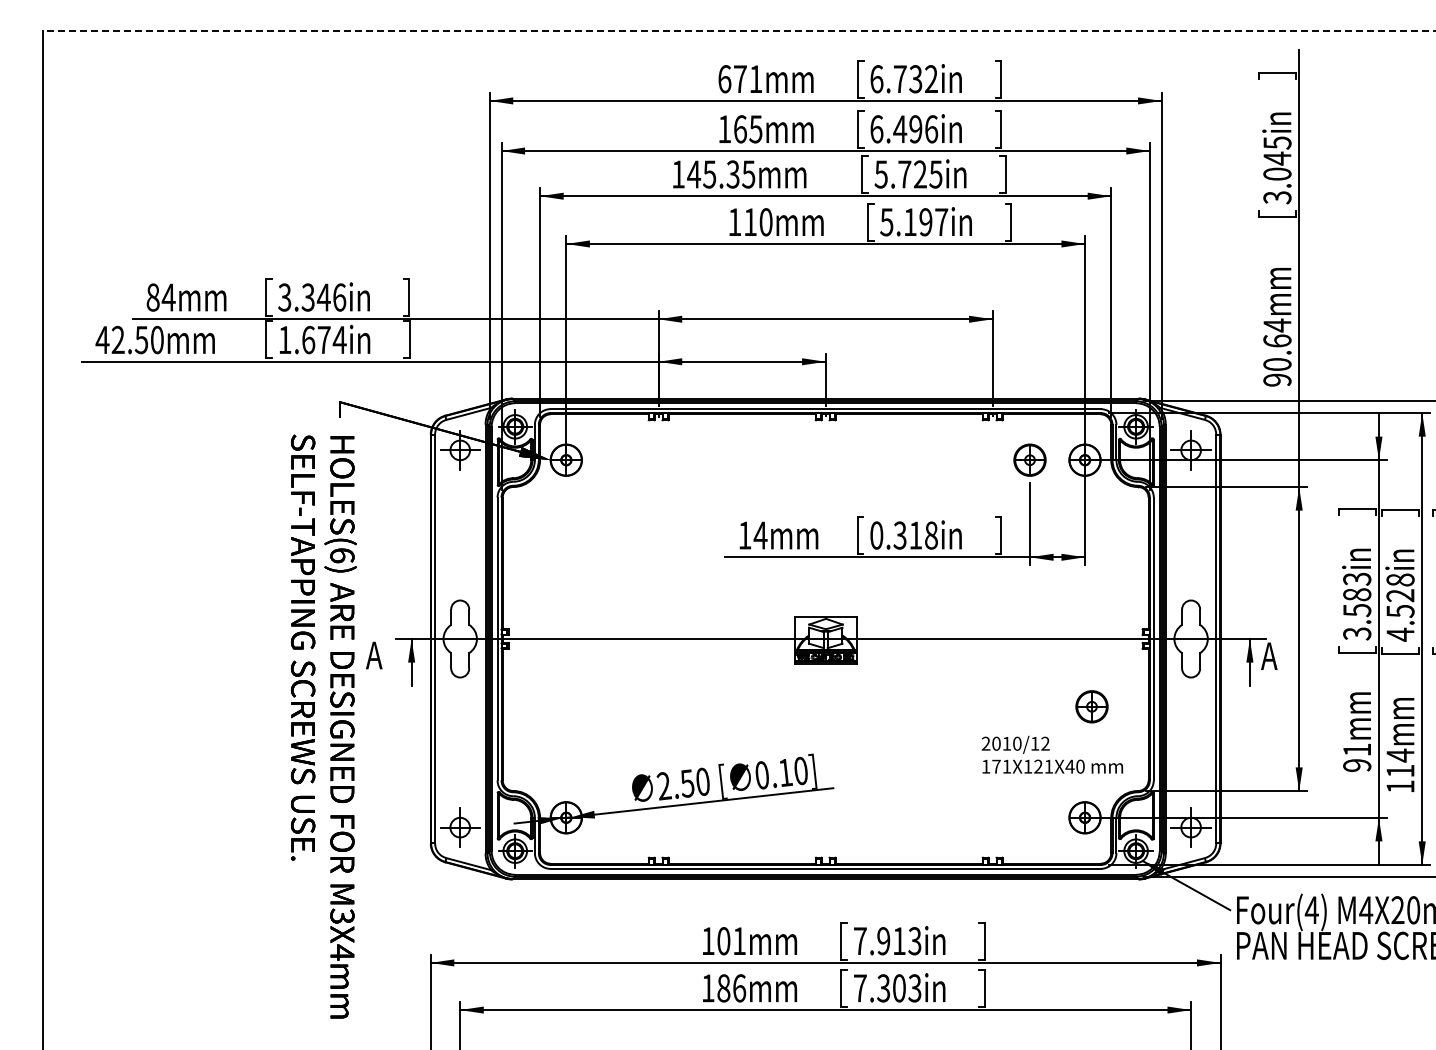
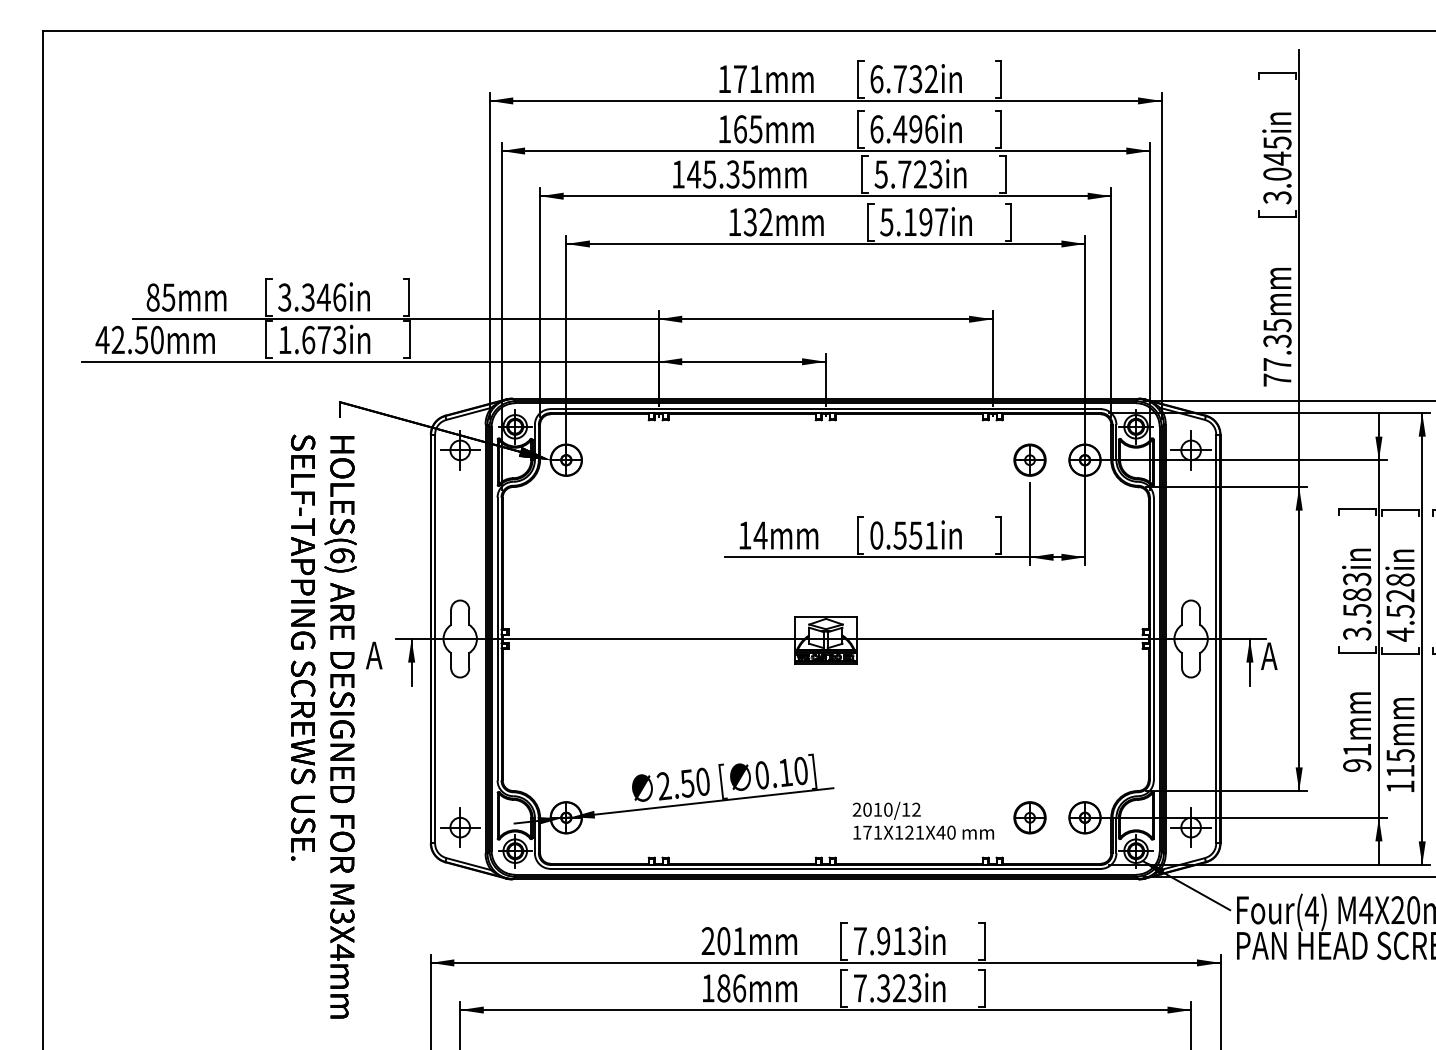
line: dashed -> solid (739, 31)
text: 671mm -> 171mm (724, 79)
text: 5.725in -> 5.723in (935, 174)
text: 110mm -> 132mm (757, 222)
text: 84mm -> 85mm (168, 297)
text: 1.674in -> 1.673in (339, 339)
text: 90.64mm -> 77.35mm (1277, 352)
text: 0.318in -> 0.551in (915, 535)
part position: (1091, 706) -> (1029, 817) (1029, 817)
text position: (1051, 754) -> (922, 820) (922, 820)
text: 114mm -> 115mm (1400, 755)
text: 101mm -> 201mm (707, 940)
text: 7.303in -> 7.323in (899, 988)
